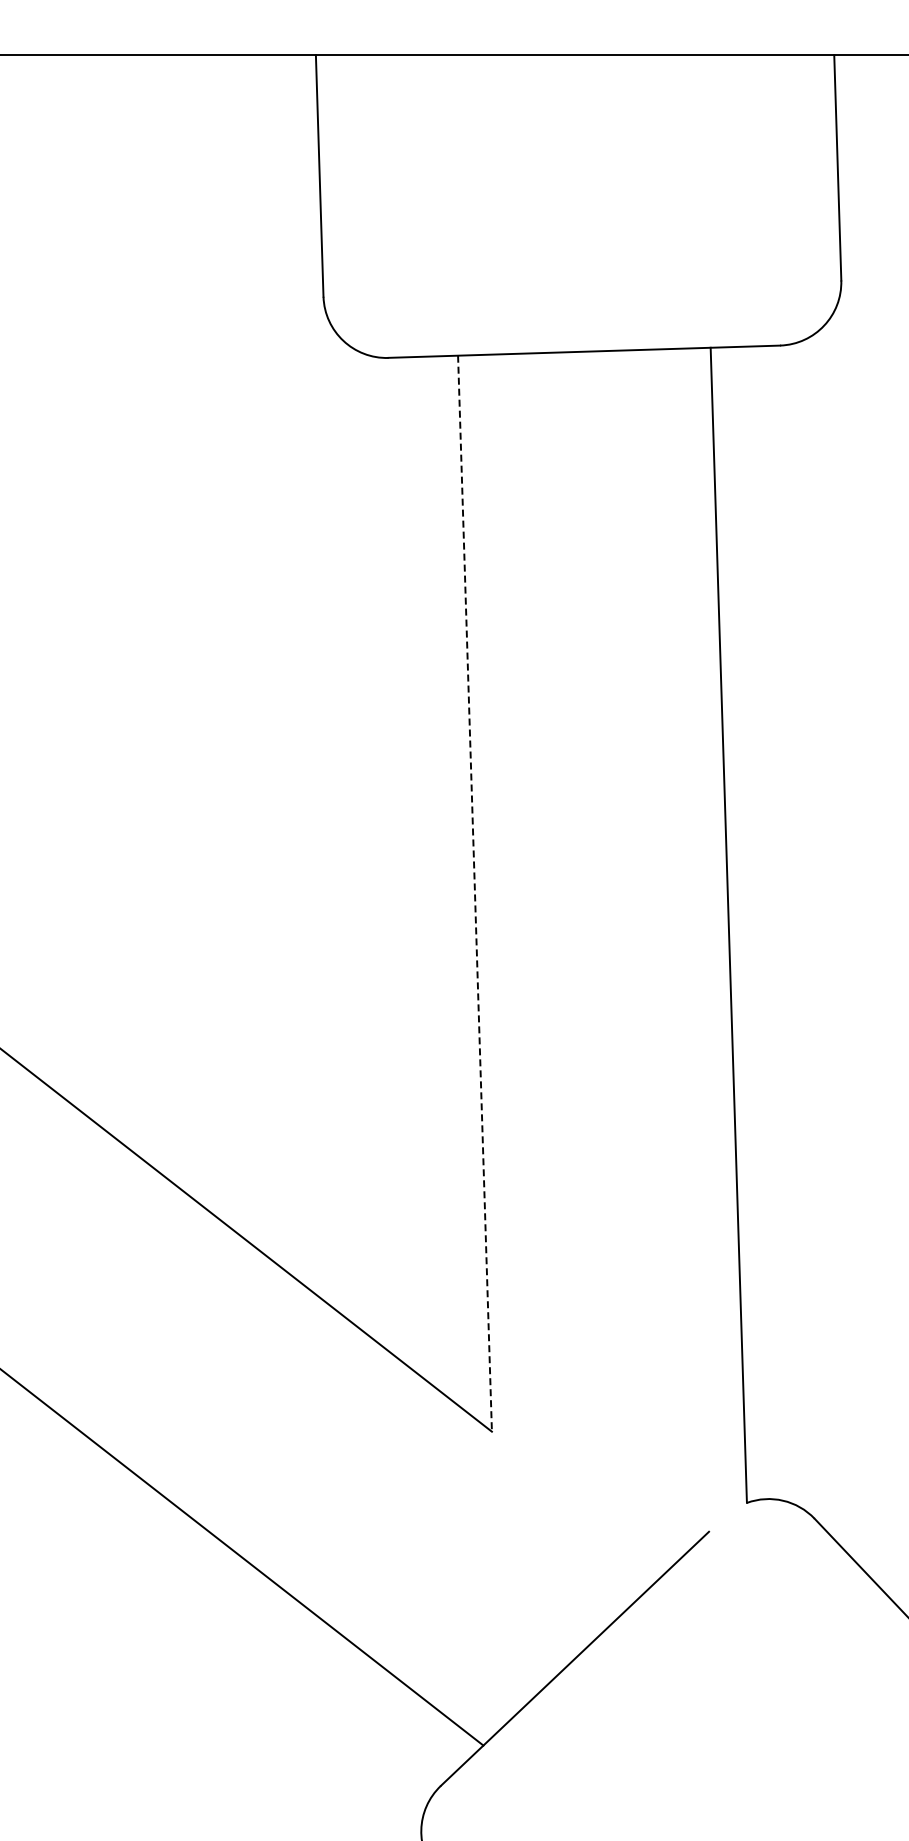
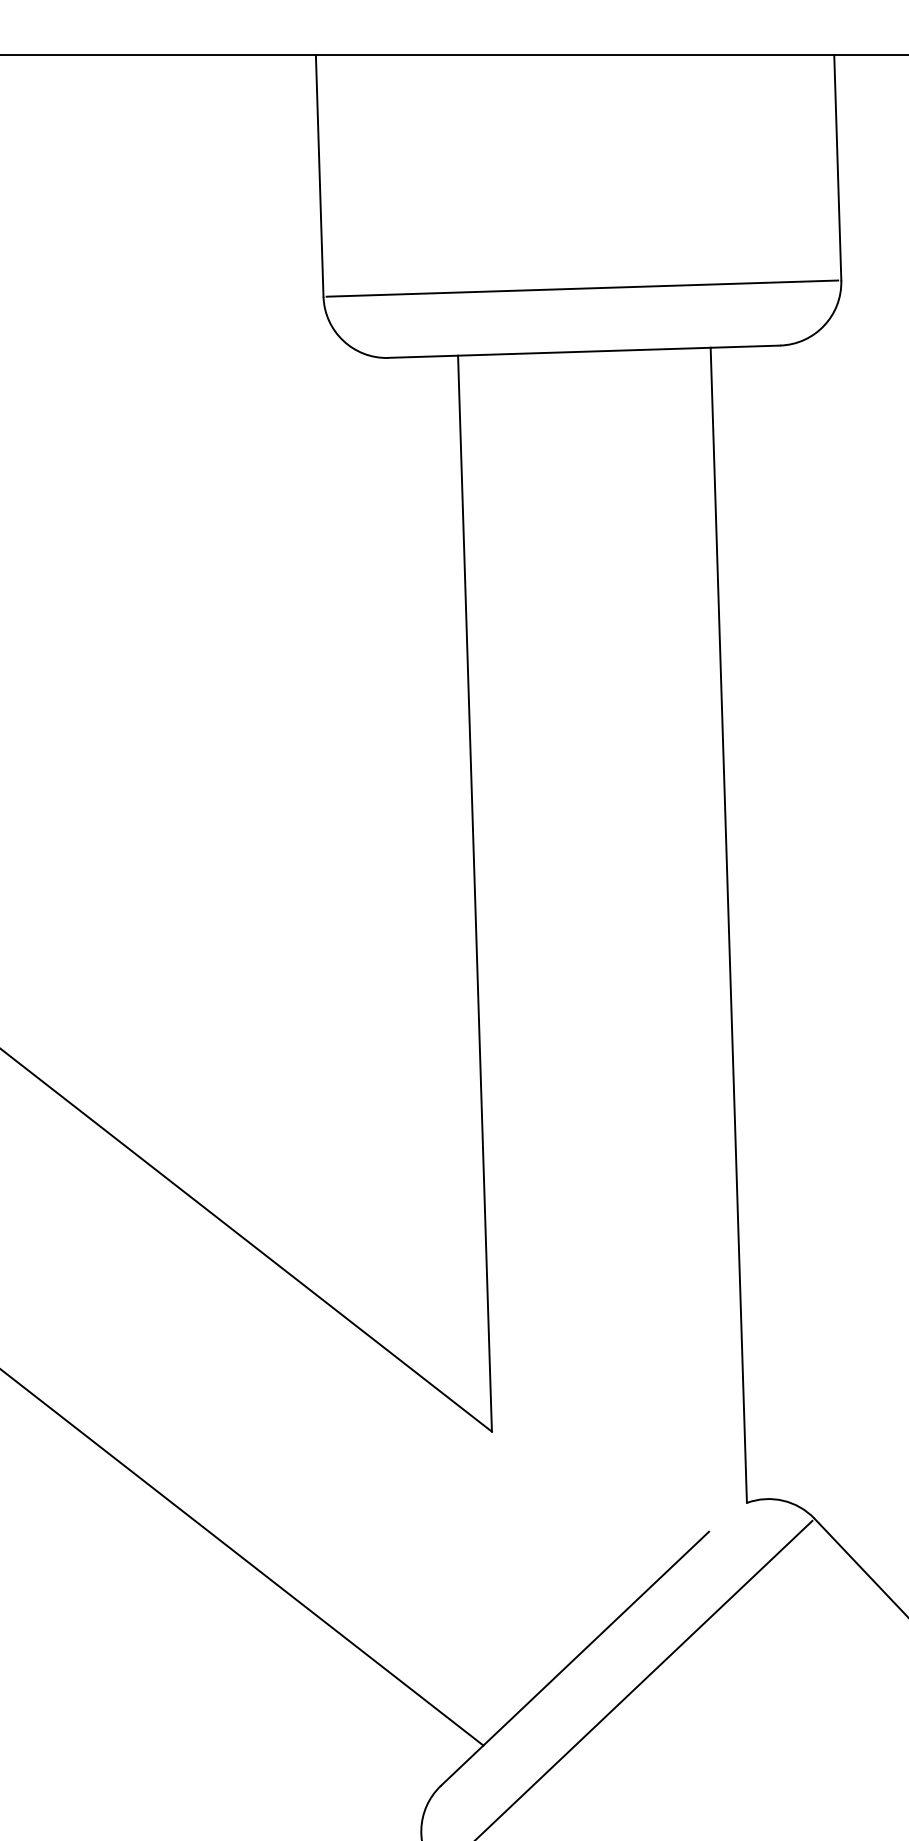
line: none -> present (582, 288)
line: dashed -> solid (475, 894)
line: none -> present (645, 1678)
